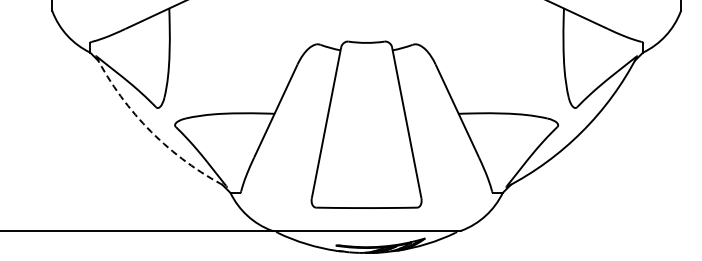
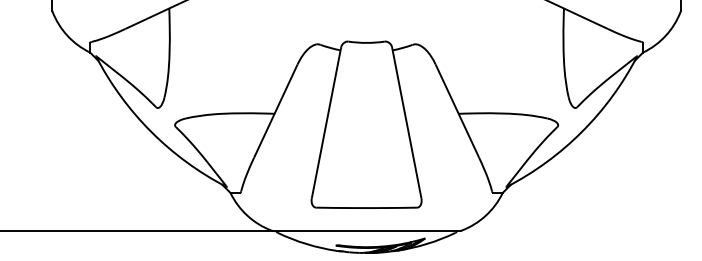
arc: dashed -> solid (151, 131)
